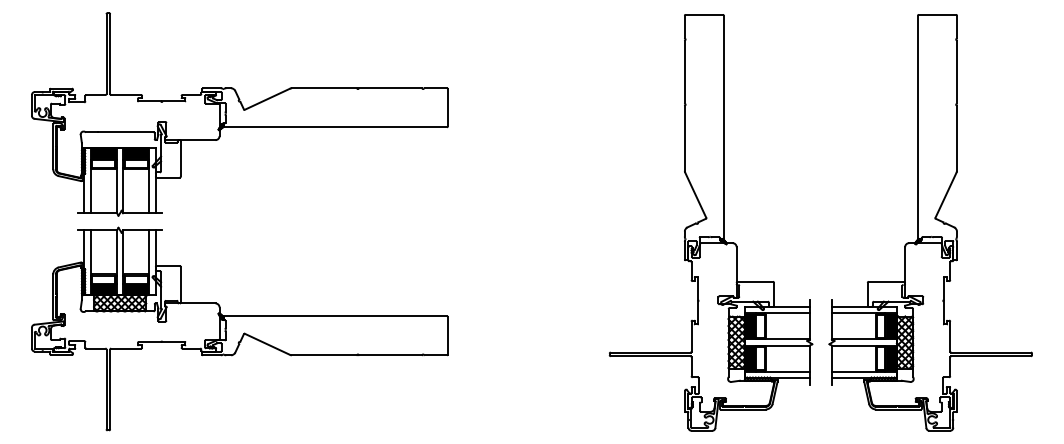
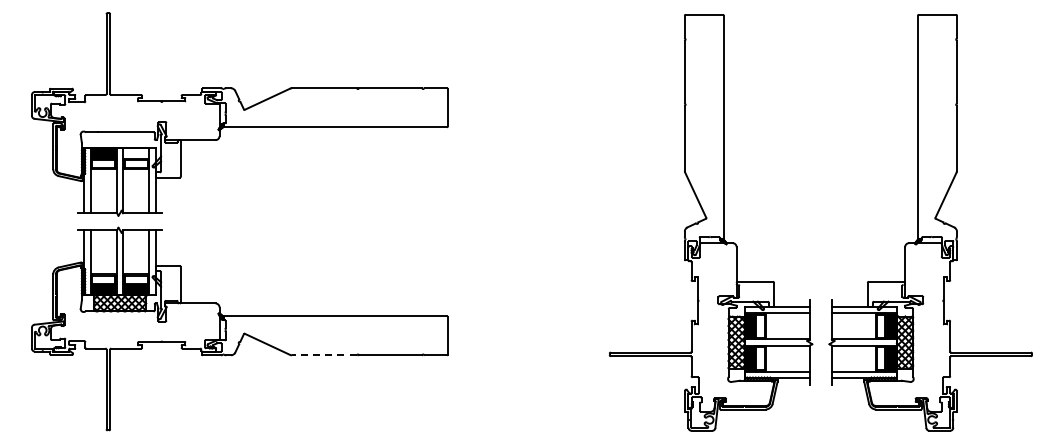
fill: present -> none (136, 153)
line: solid -> dashed (323, 355)
